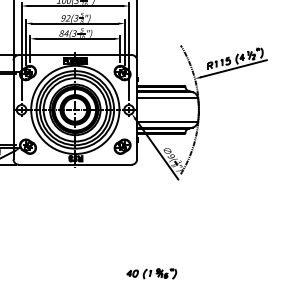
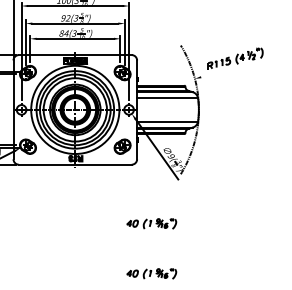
line: present -> none (137, 29)
line: present -> none (233, 68)
part: none -> present (151, 223)
